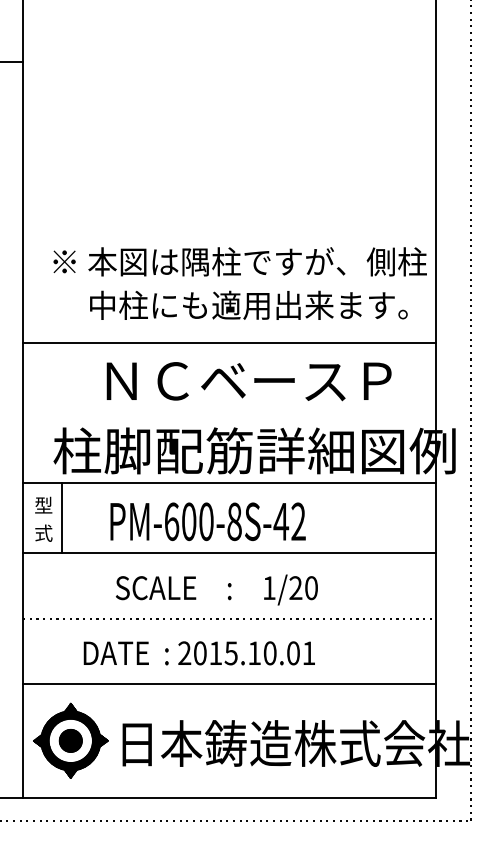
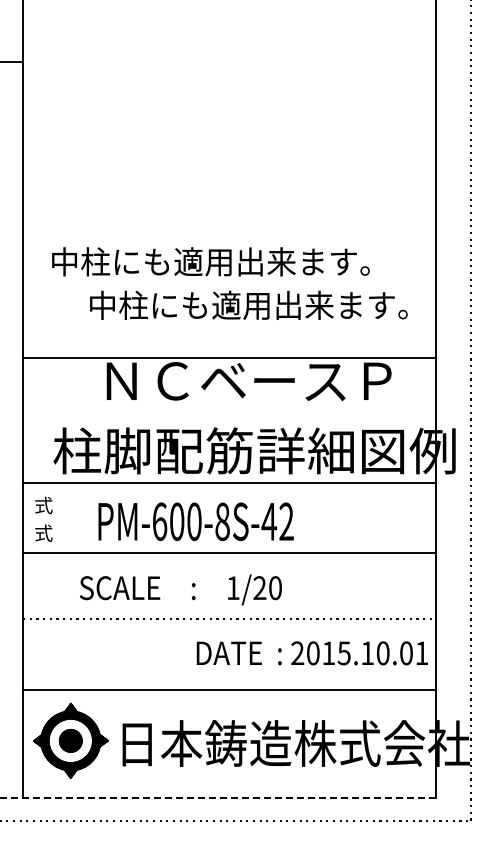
text: ※ 本図は隅柱ですが、側柱 -> 中柱にも適用出来ます。 (239, 261)
line position: (229, 342) -> (229, 357) (229, 357)
text: 型 -> 式 (43, 505)
line: present -> none (61, 518)
text position: (207, 521) -> (195, 521) (195, 521)
text position: (216, 589) -> (180, 589) (180, 589)
text position: (198, 653) -> (311, 653) (311, 653)
line position: (229, 683) -> (229, 689) (229, 689)
line: solid -> dashed (218, 798)
